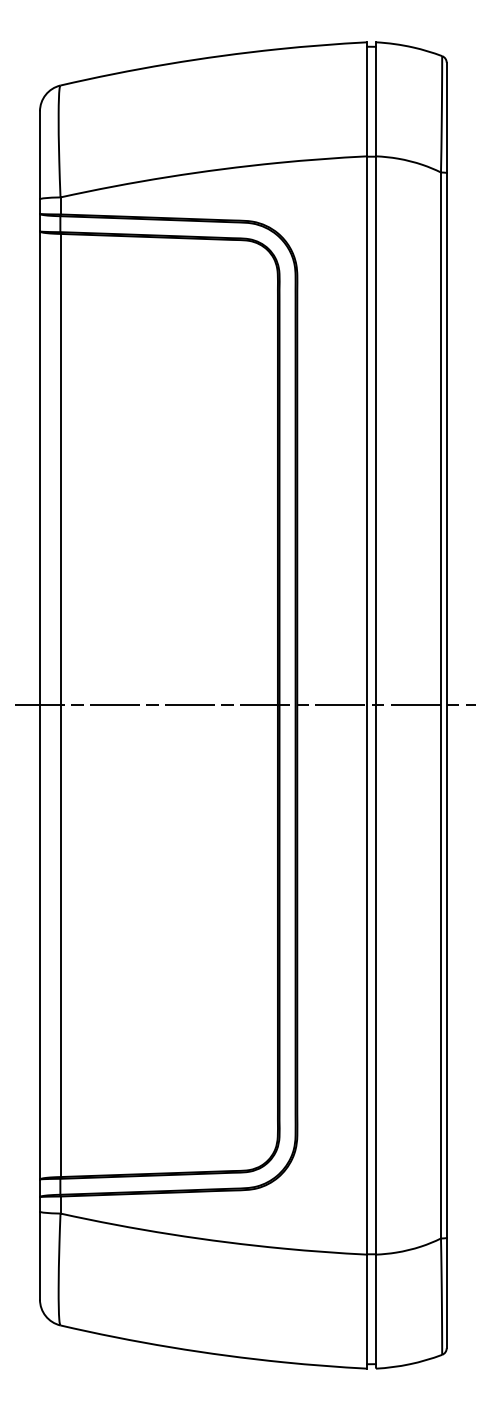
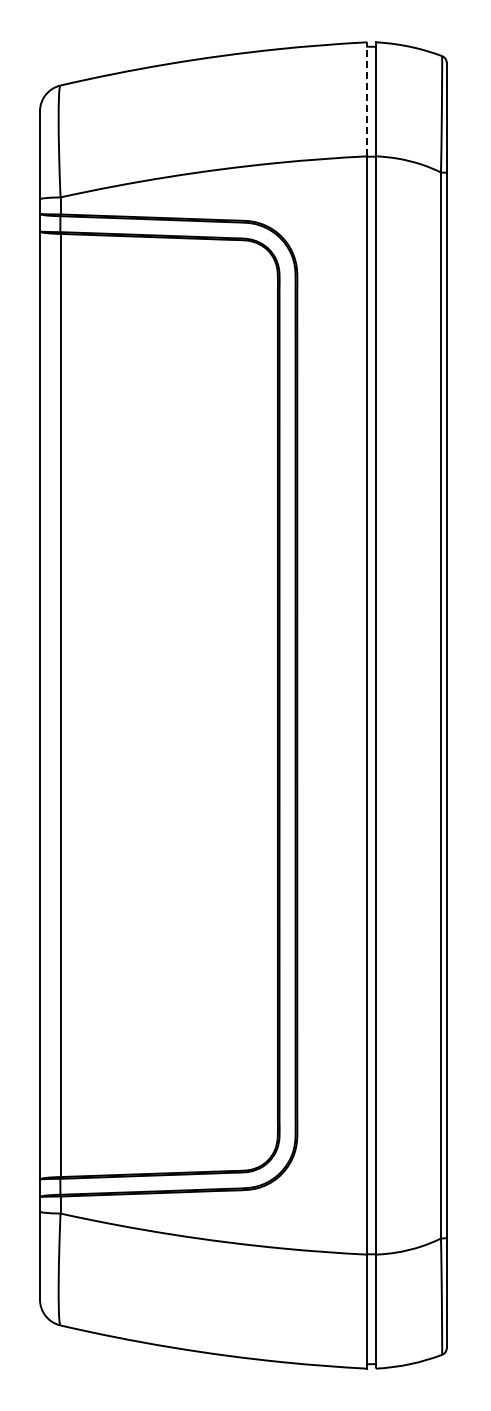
line: solid -> dashed (367, 98)
line: present -> none (245, 705)
